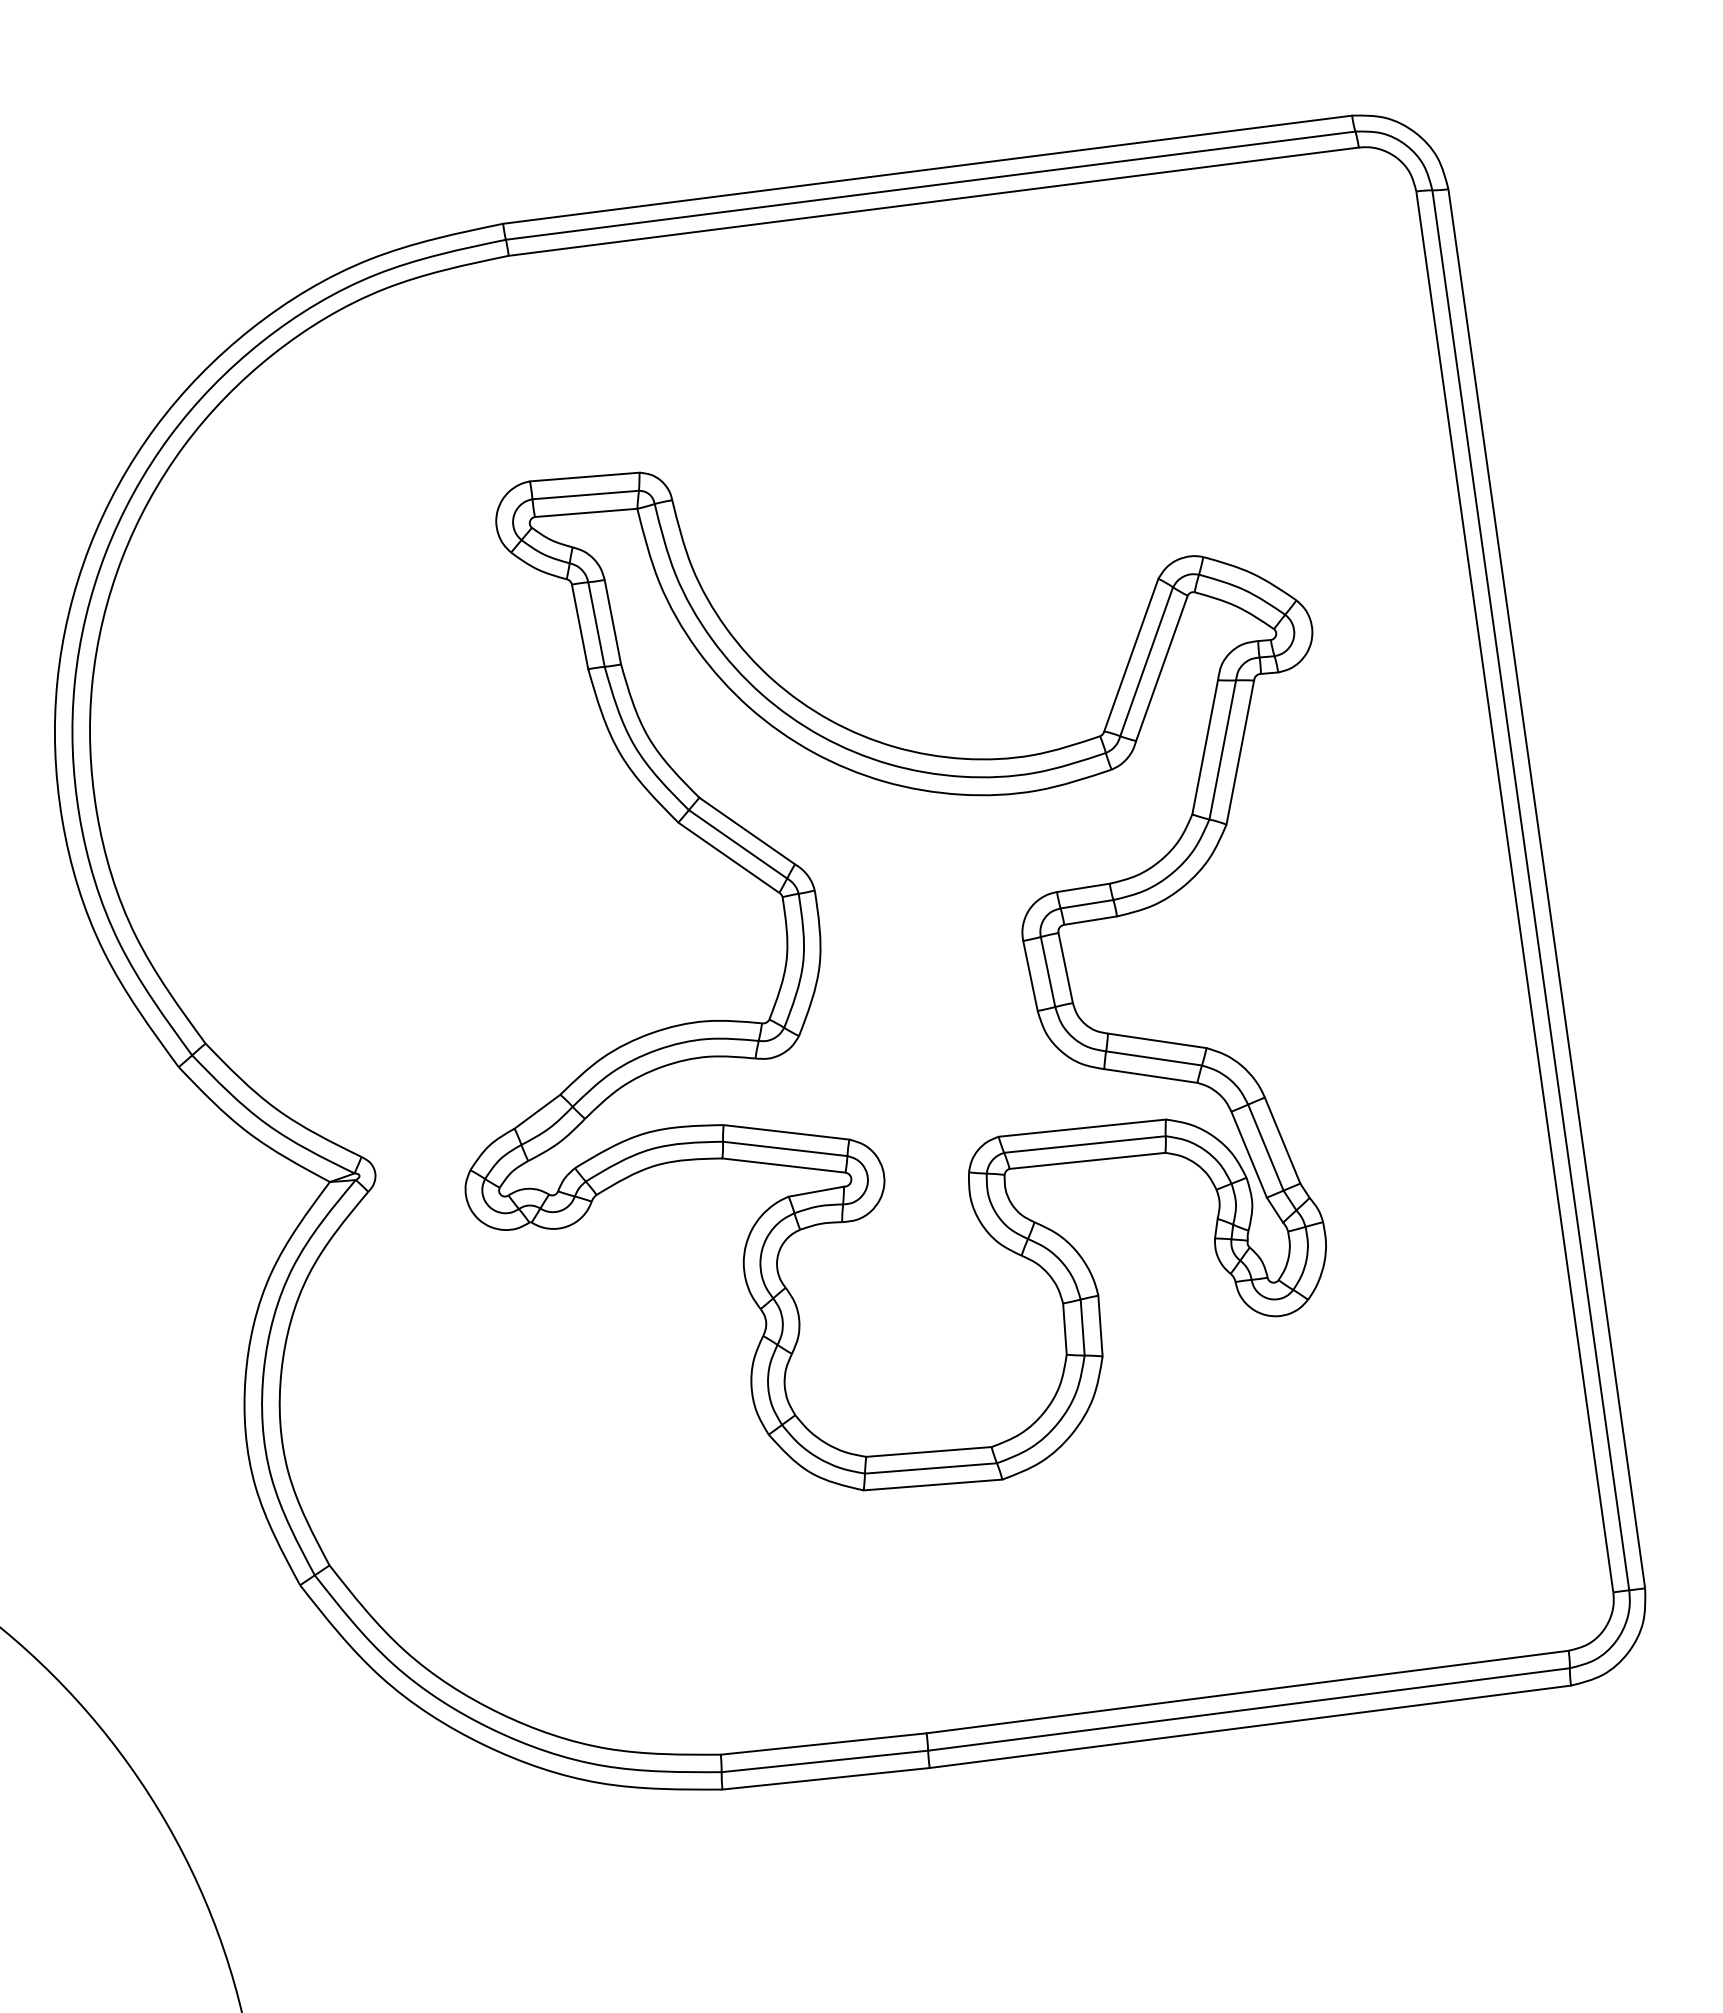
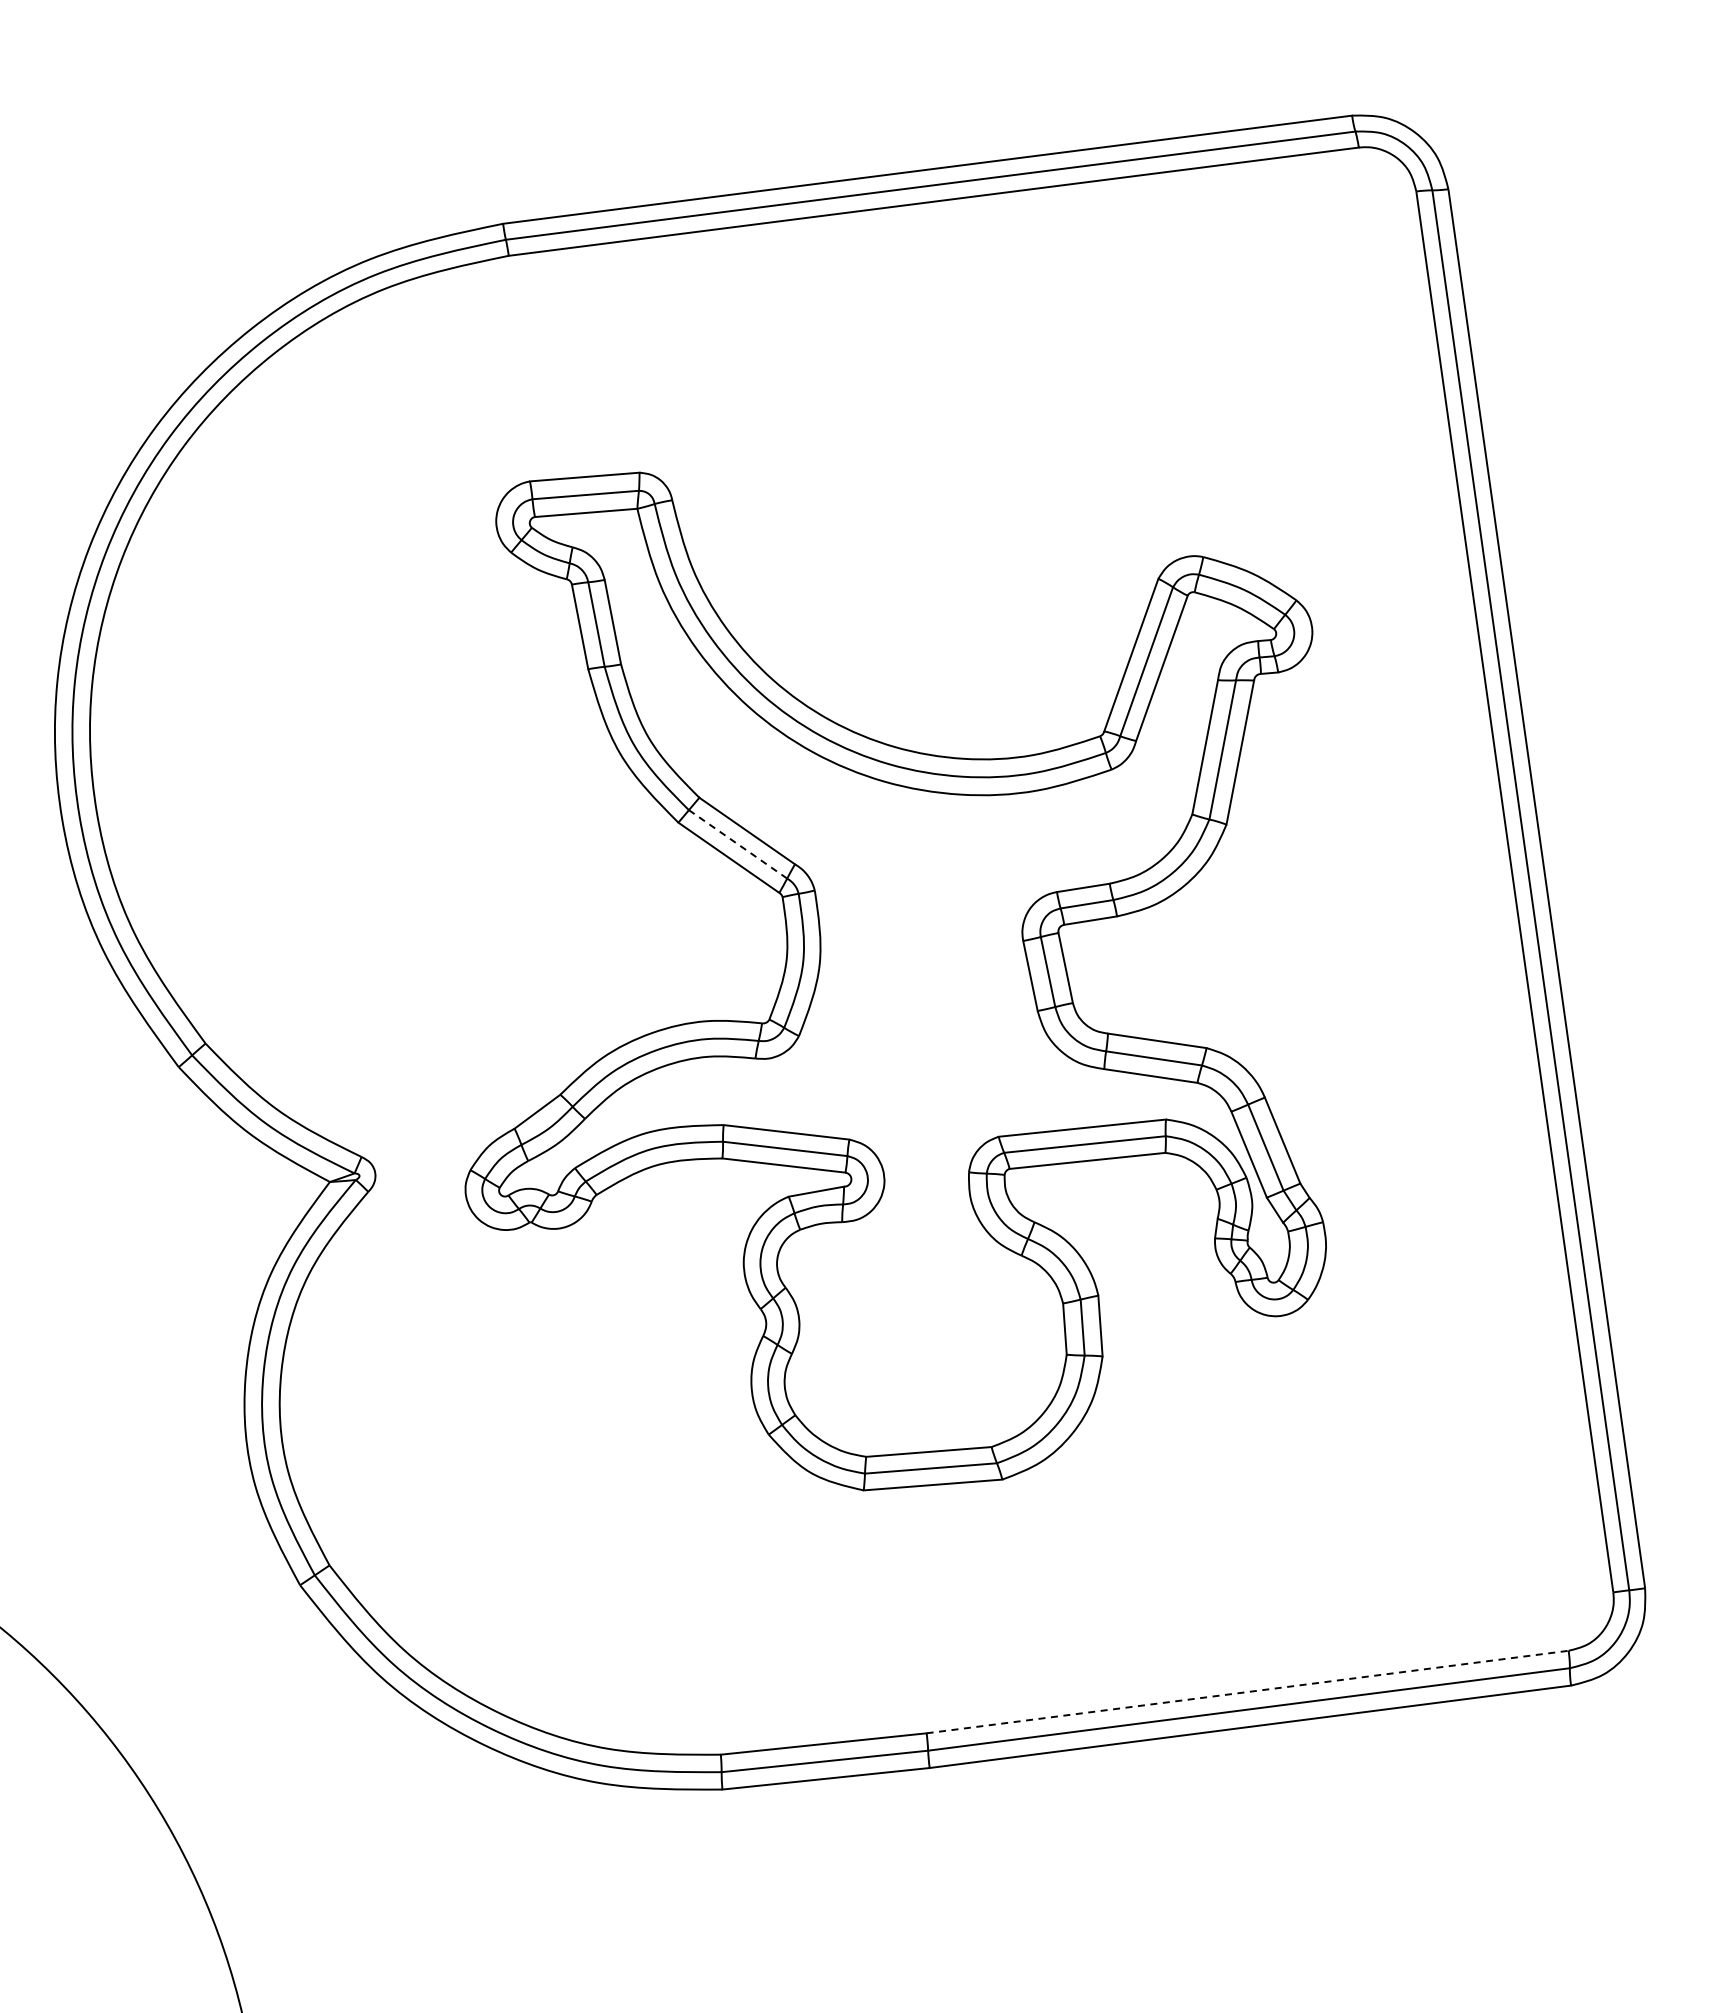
line: solid -> dashed (738, 844)
line: solid -> dashed (1247, 1692)
